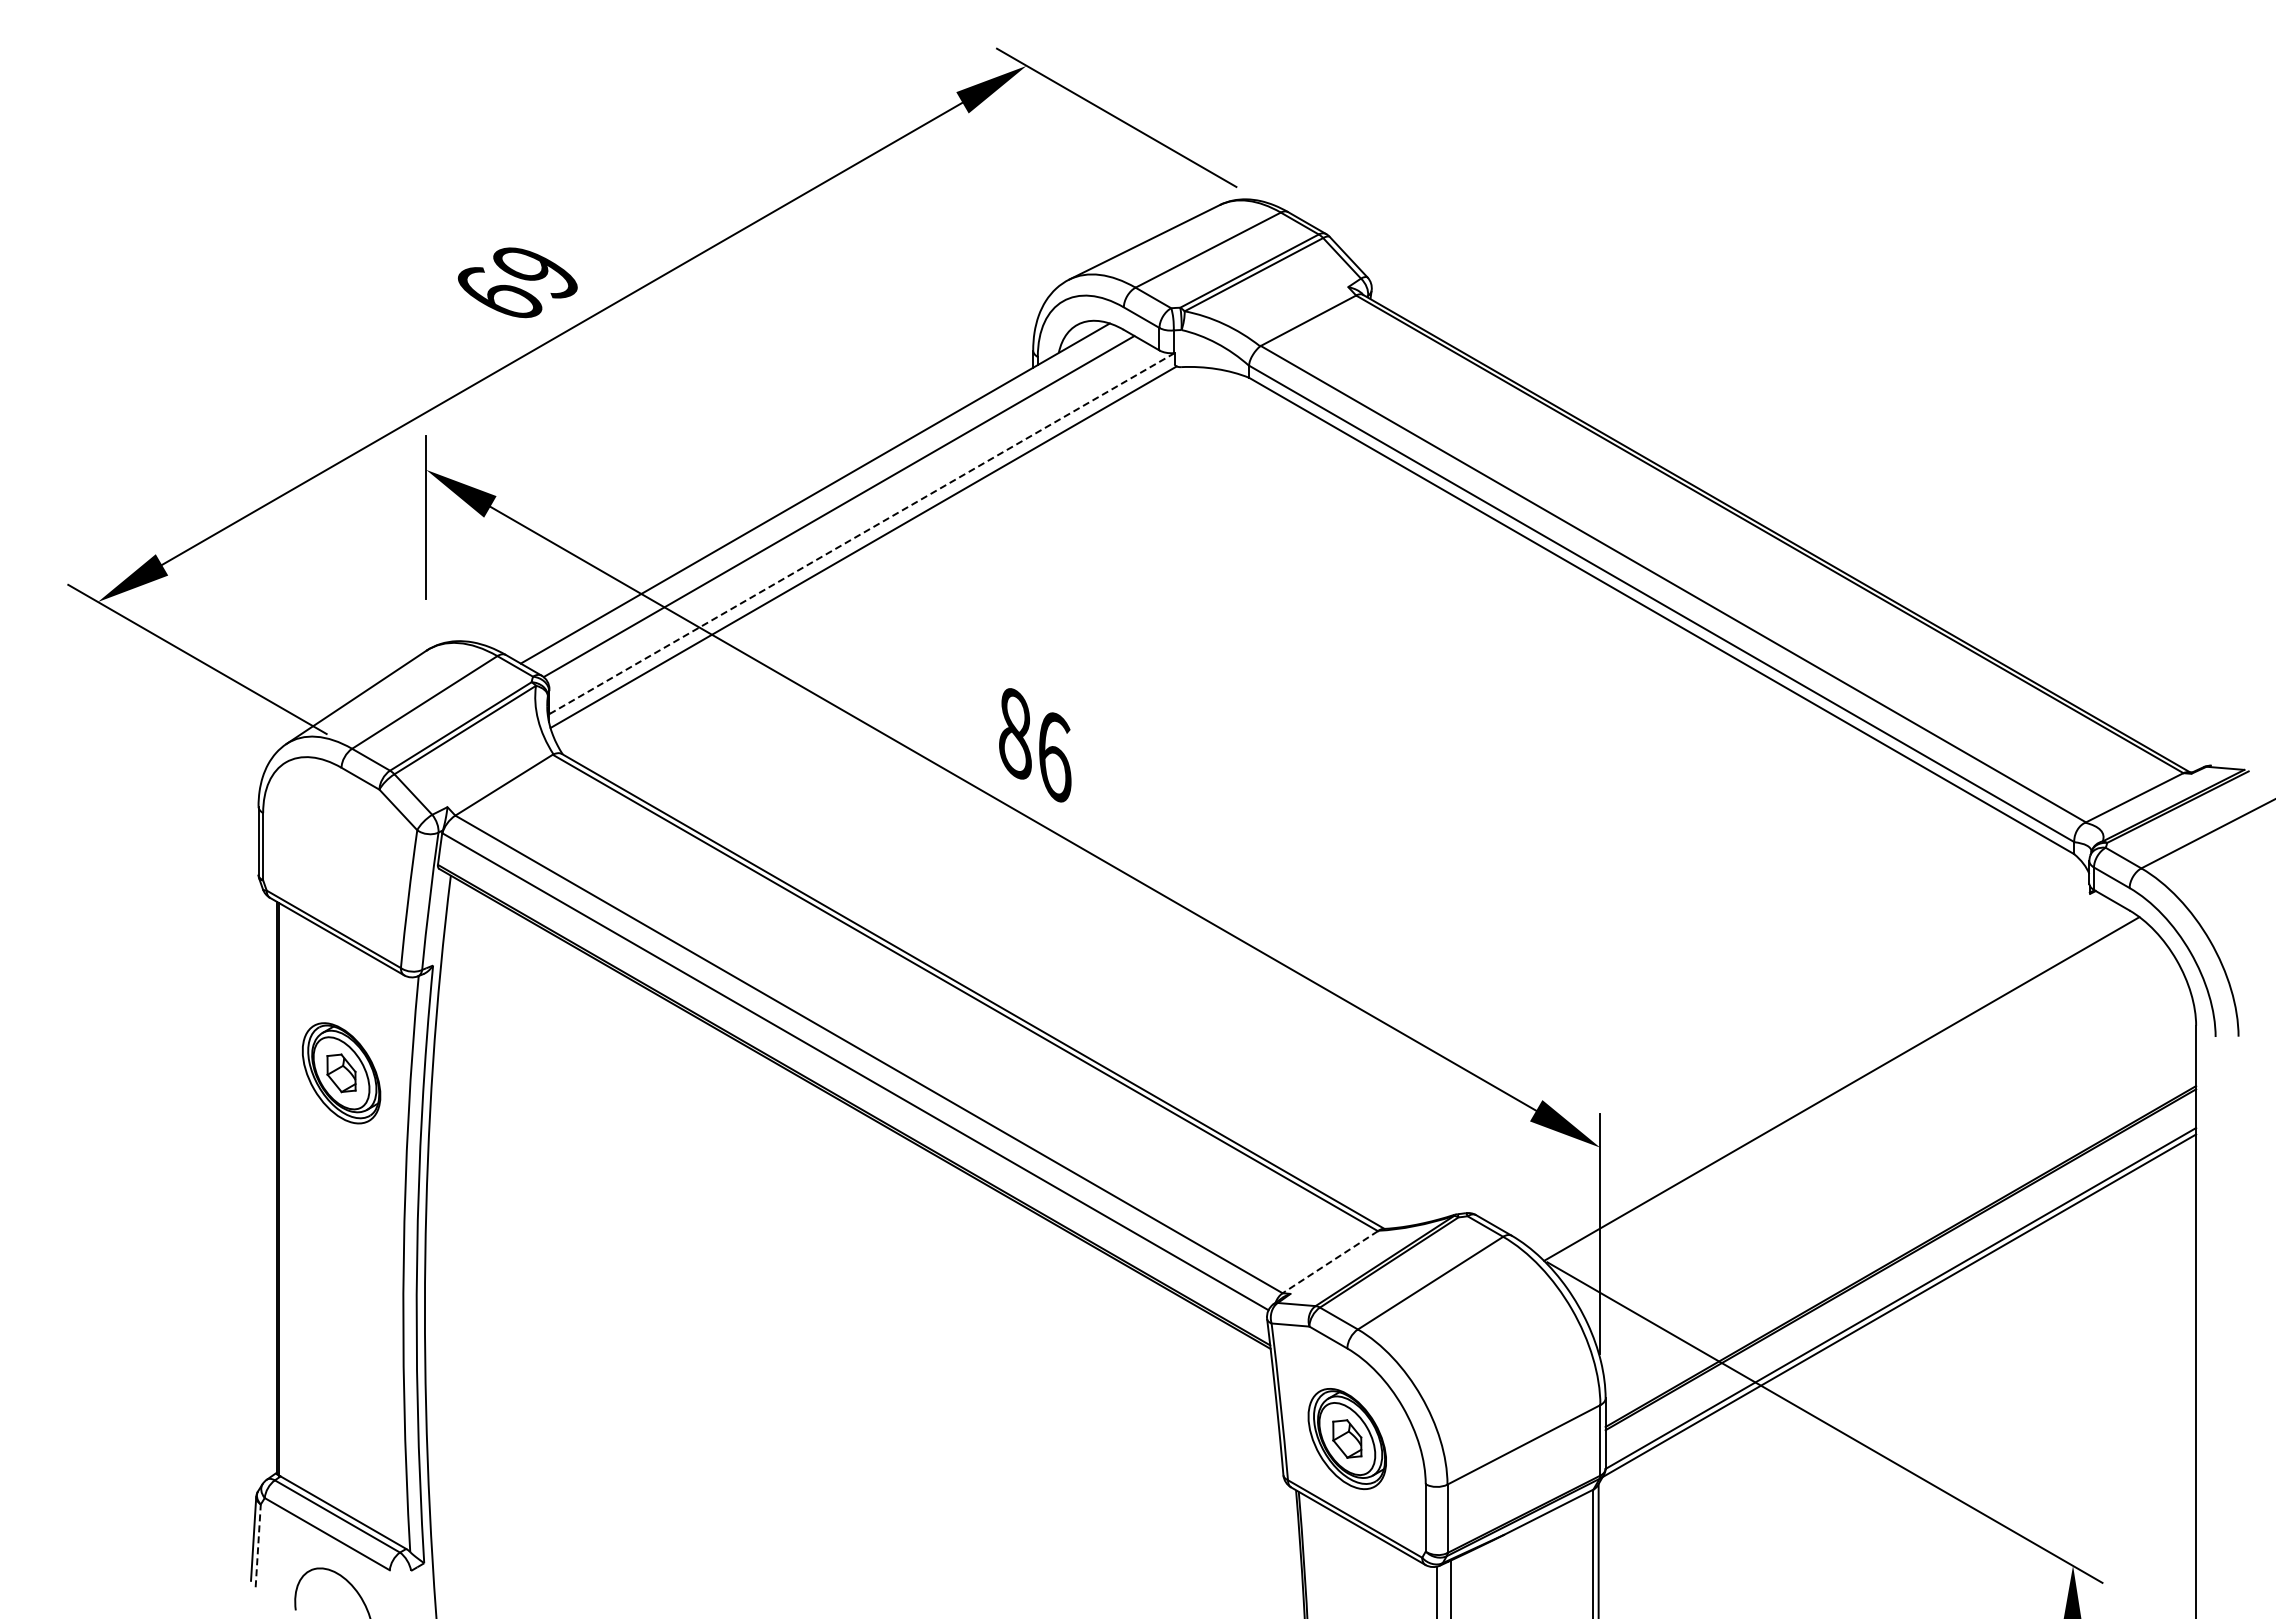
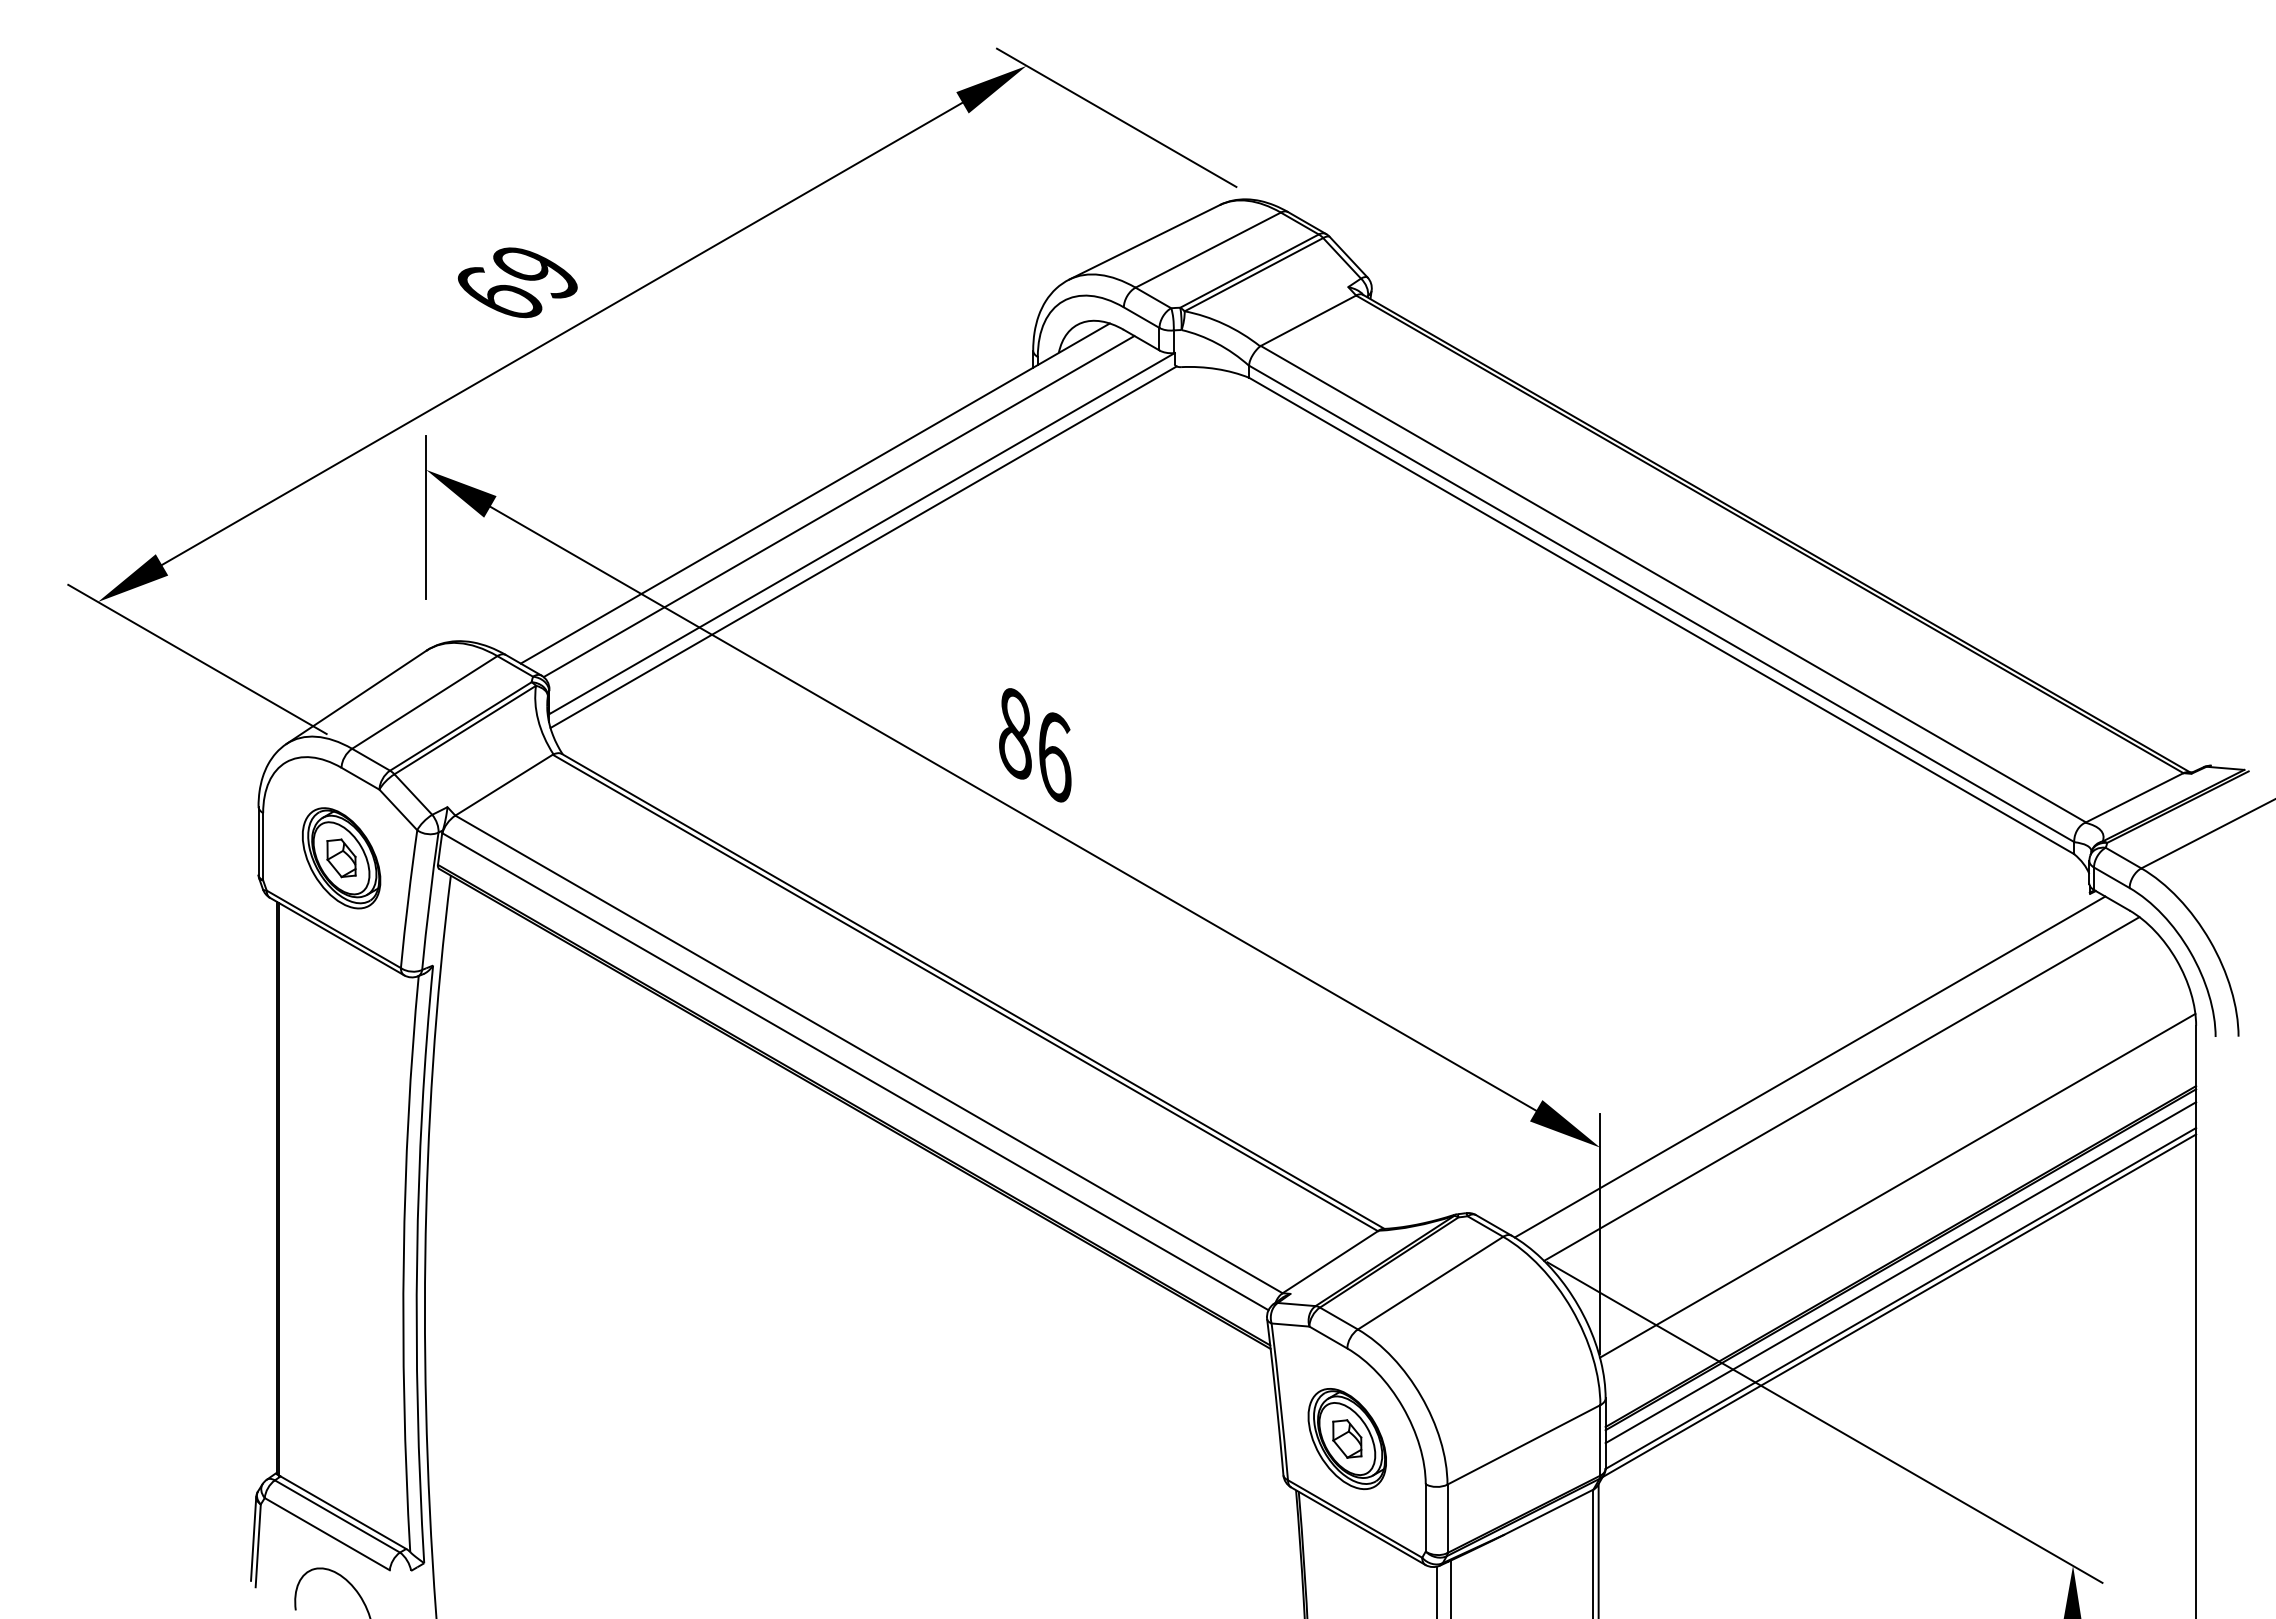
line: dashed -> solid (861, 533)
line: none -> present (1809, 1066)
part position: (341, 1073) -> (341, 858) (341, 858)
line: none -> present (1897, 1185)
line: dashed -> solid (1330, 1262)
line: none -> present (1900, 1272)
line: dashed -> solid (258, 1545)
